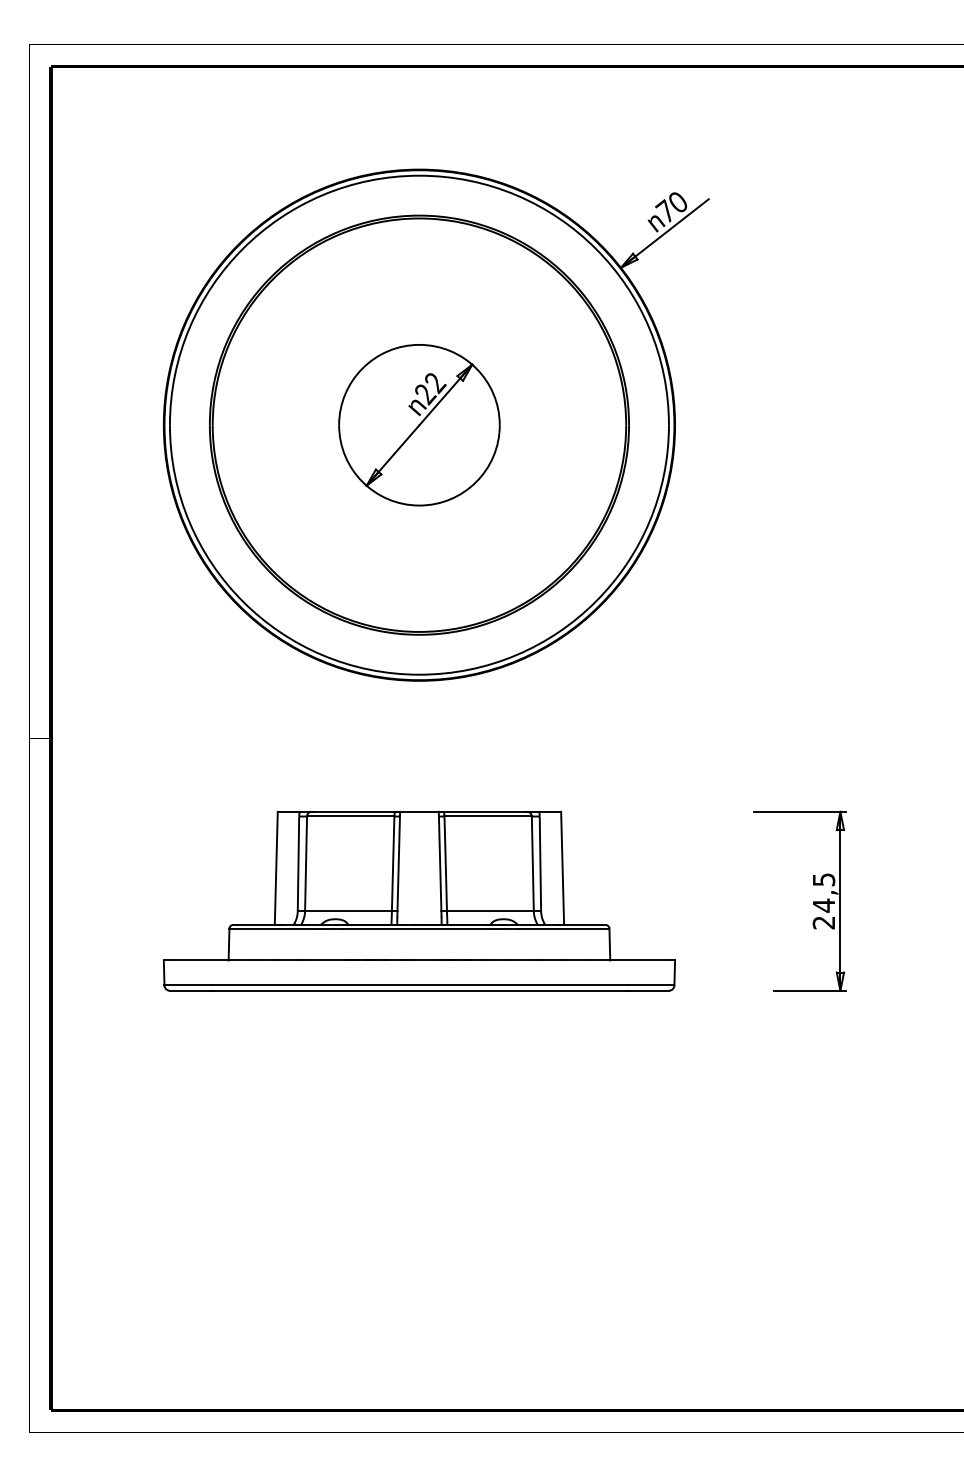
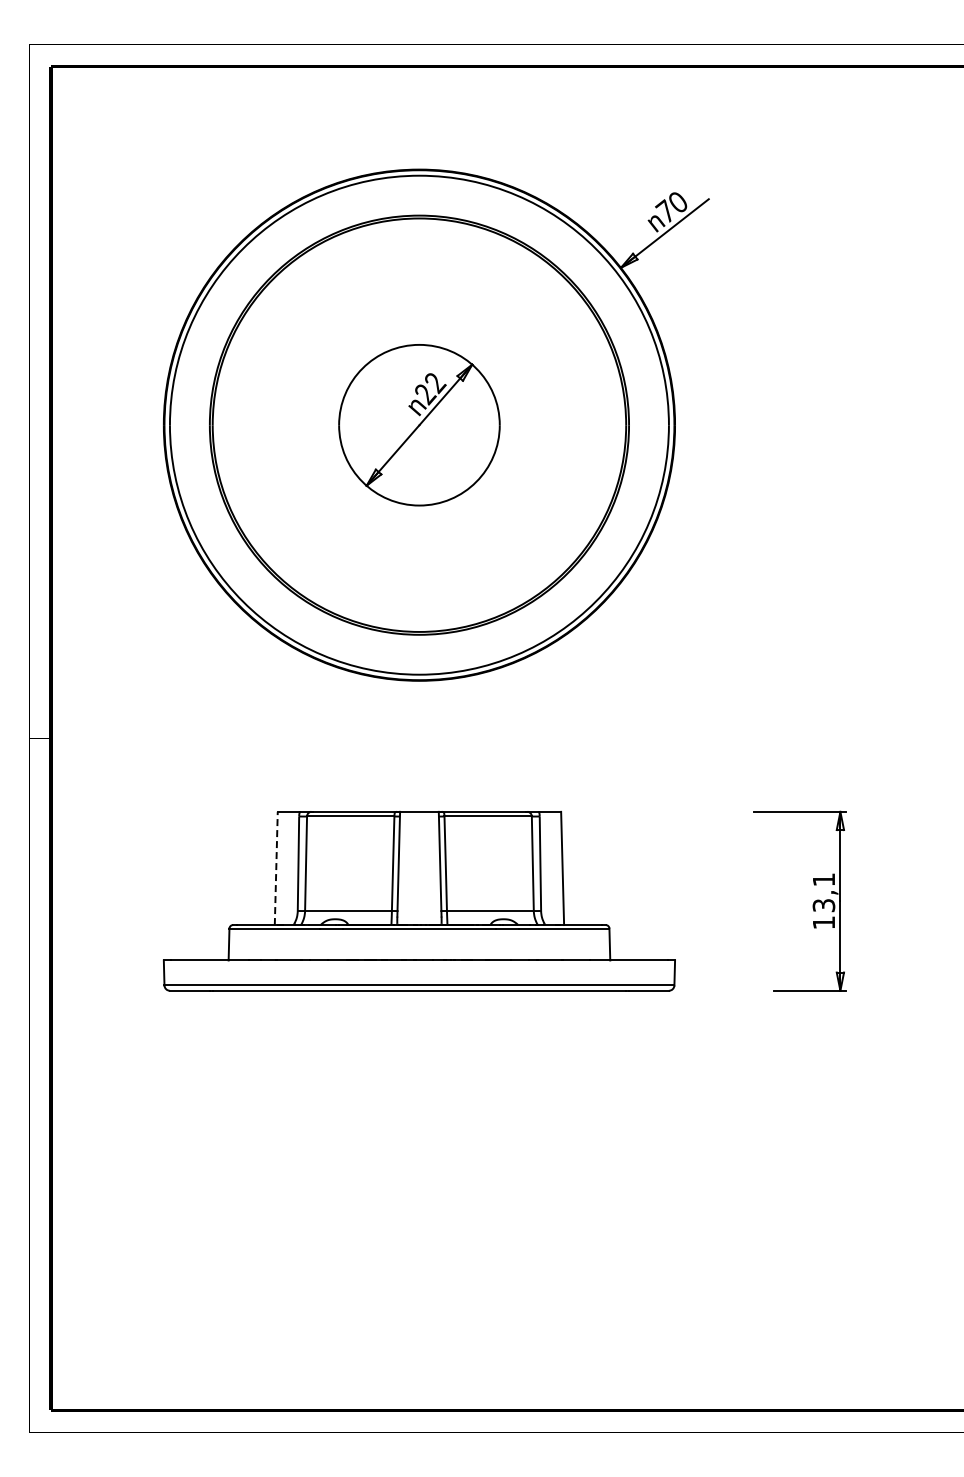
line: solid -> dashed (276, 868)
text: 24,5 -> 13,1 (823, 901)
